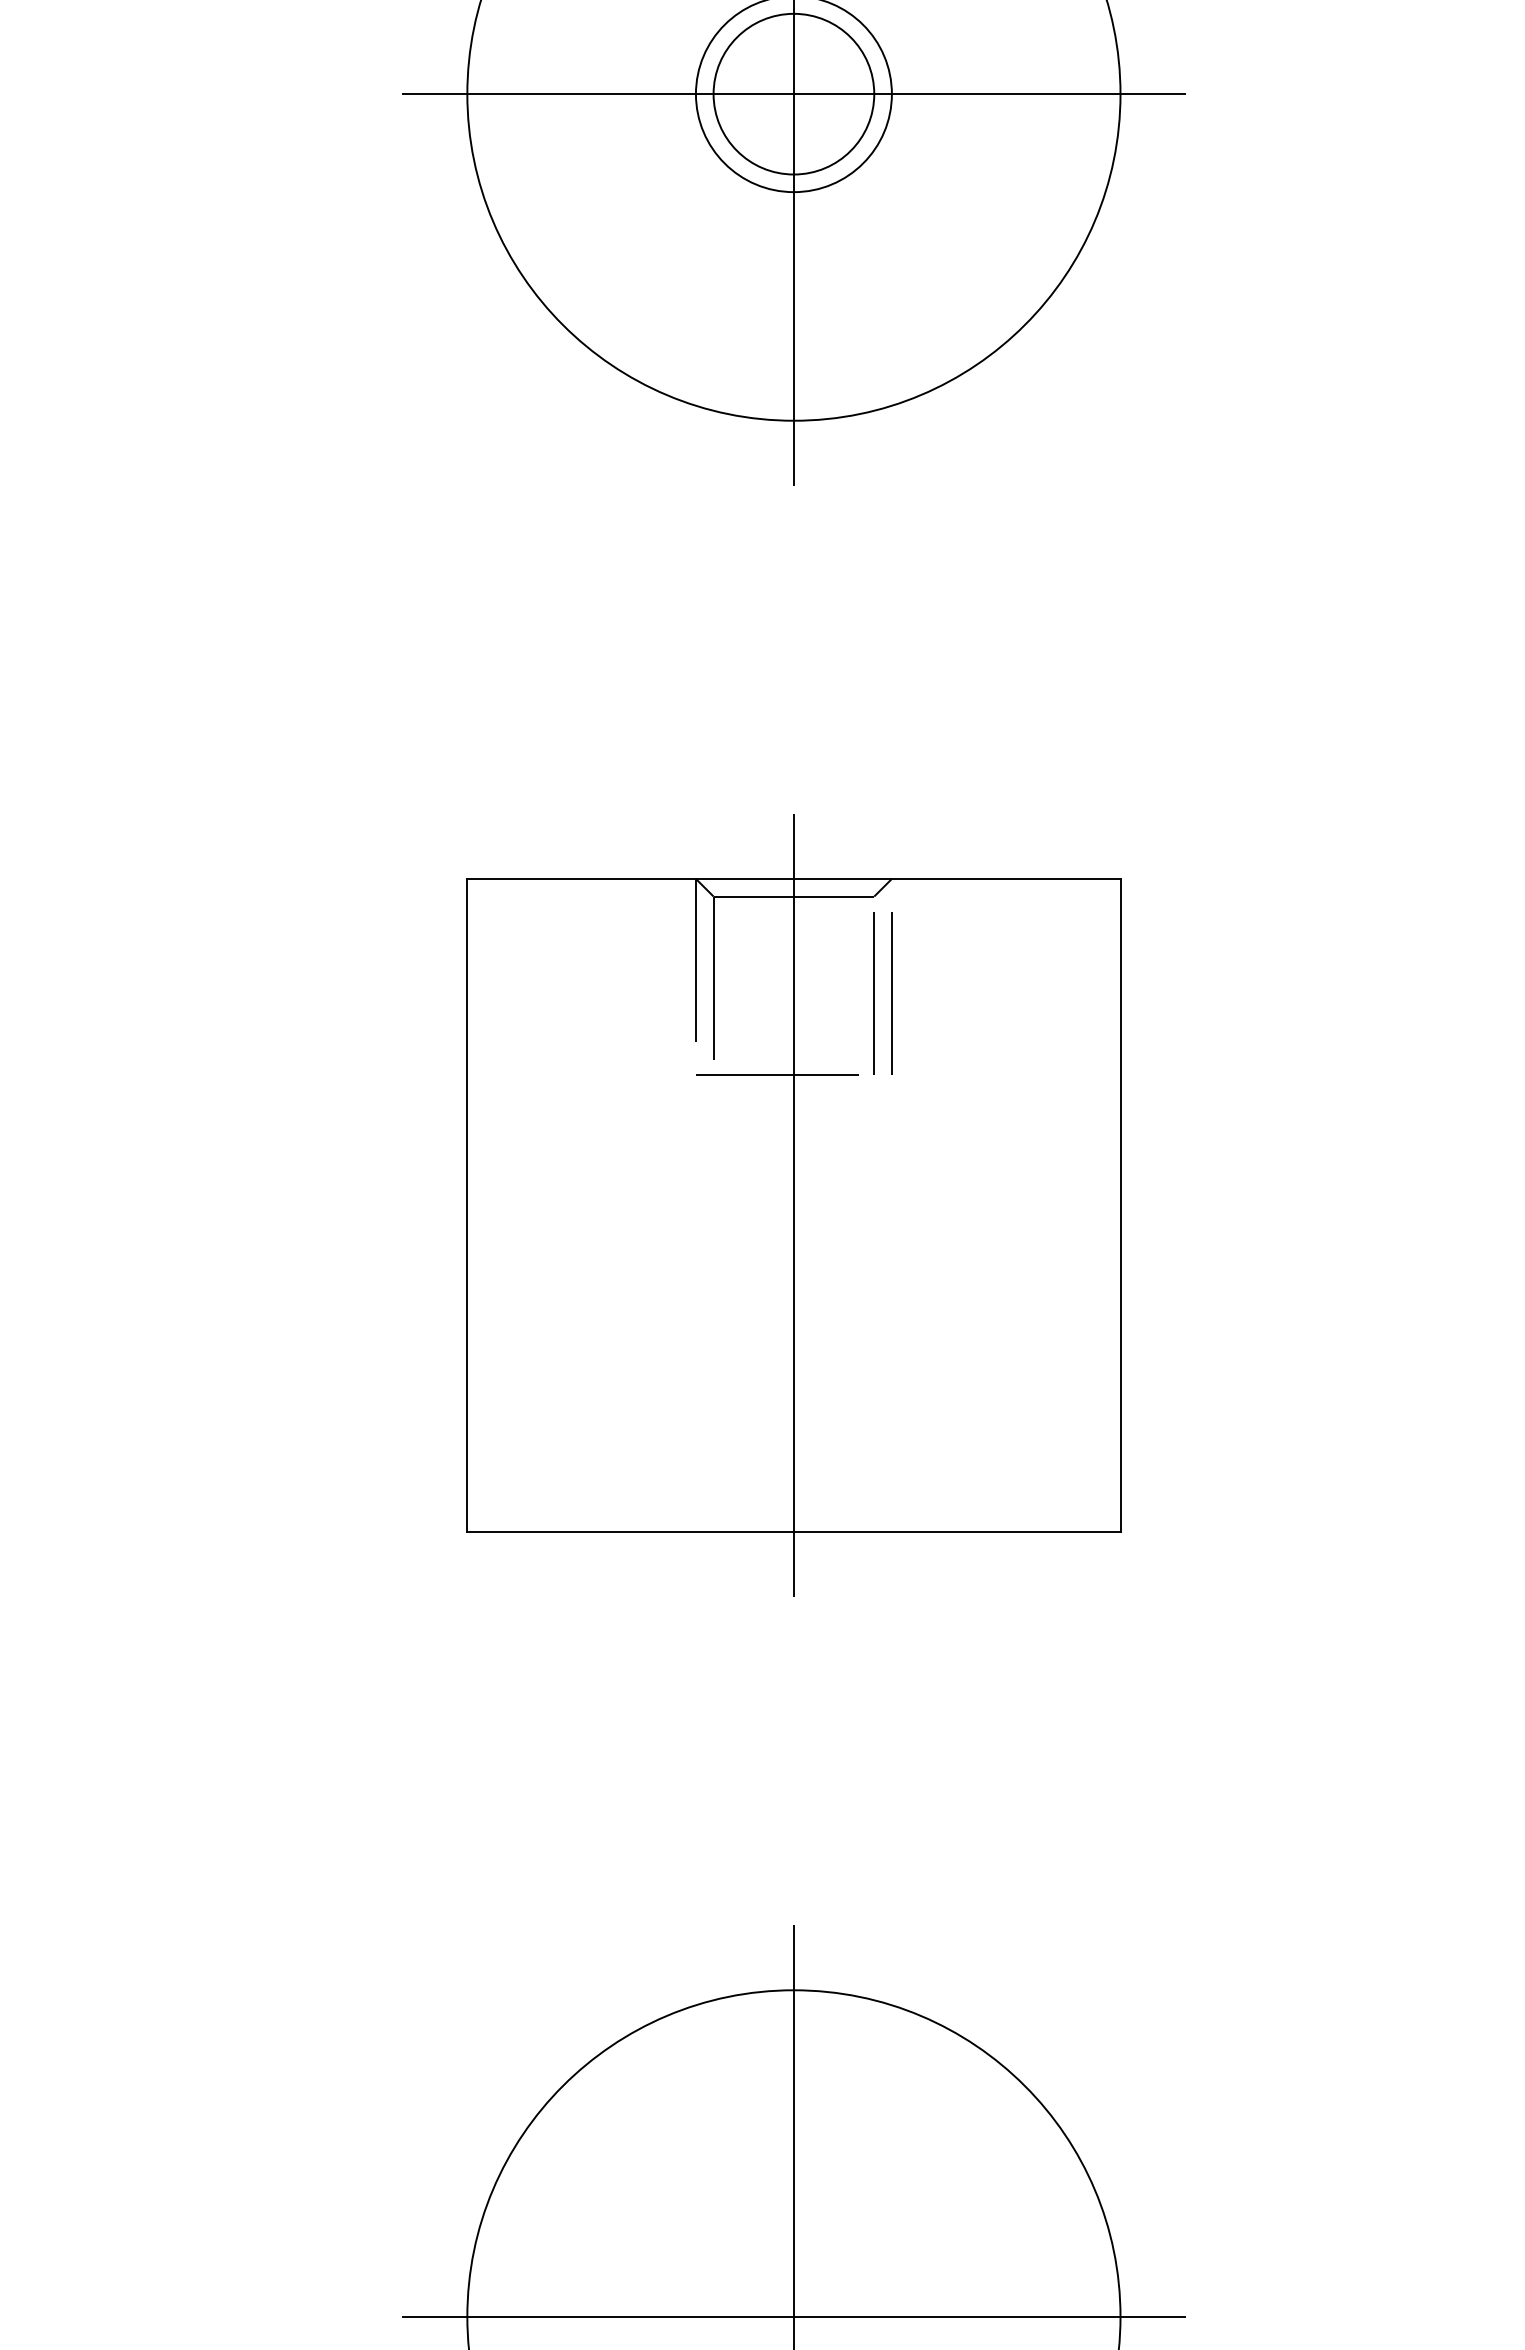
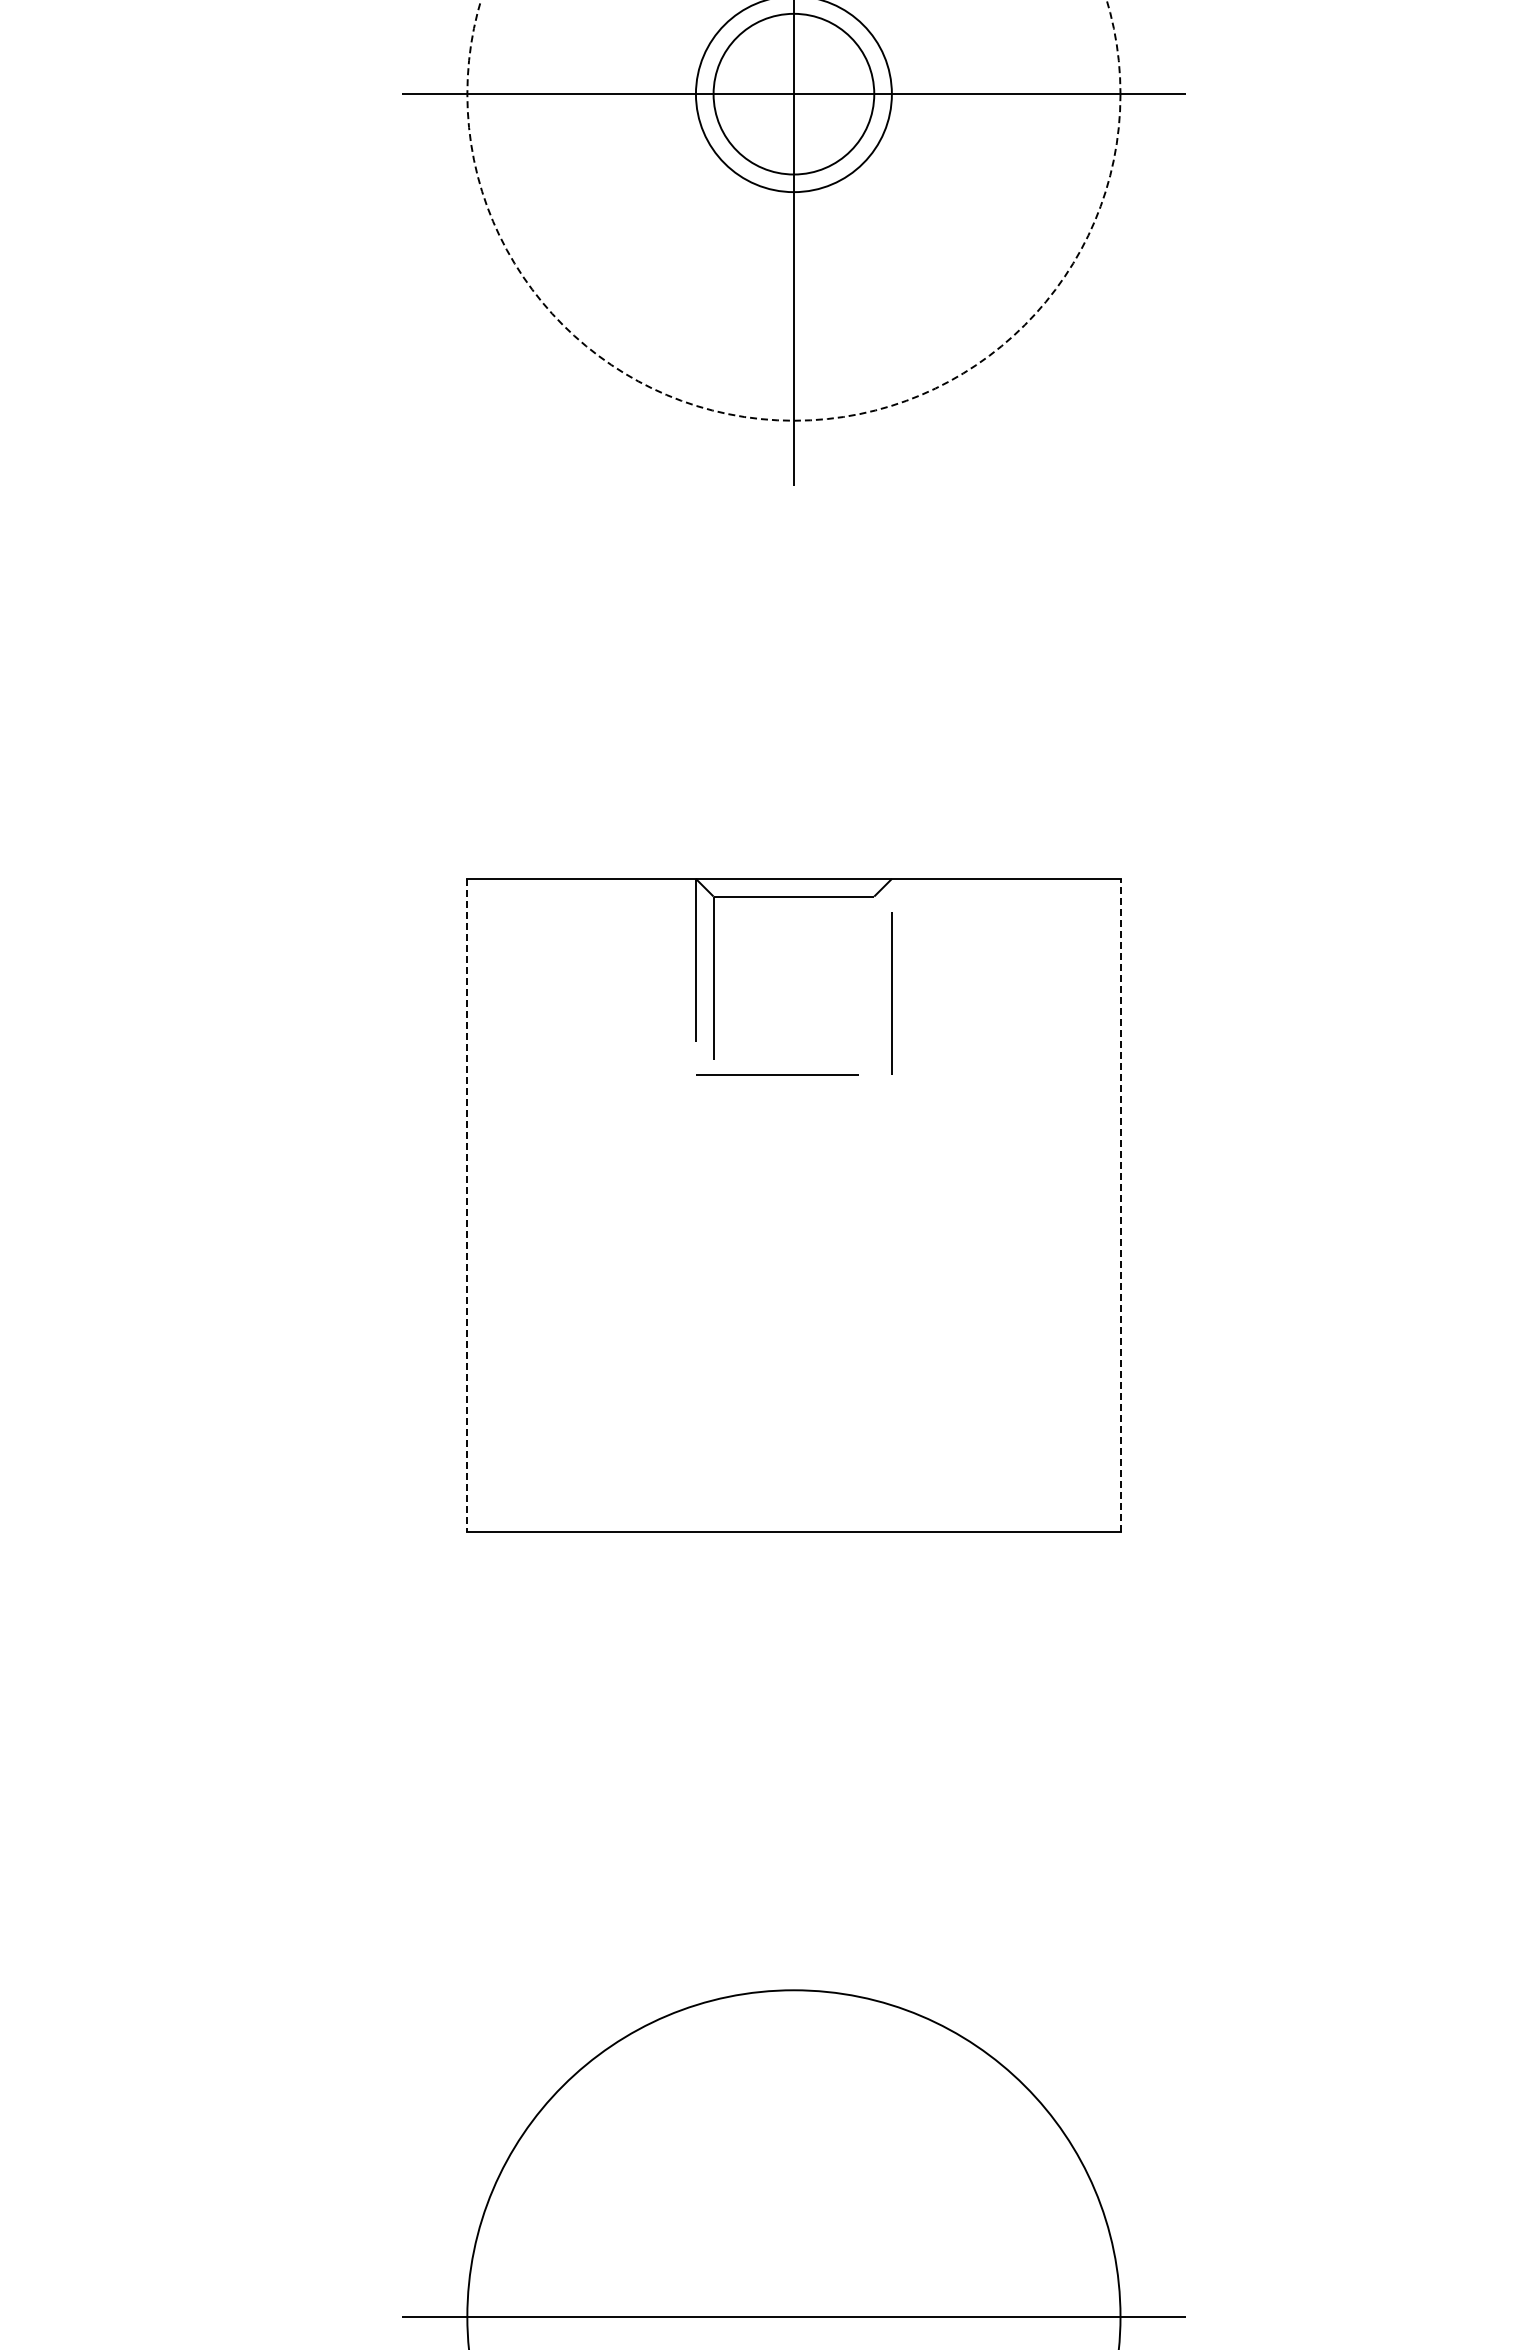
circle: solid -> dashed (793, 210)
line: present -> none (873, 993)
line: solid -> dashed (467, 1205)
line: present -> none (793, 1205)
line: solid -> dashed (1120, 1205)
line: present -> none (793, 2135)
